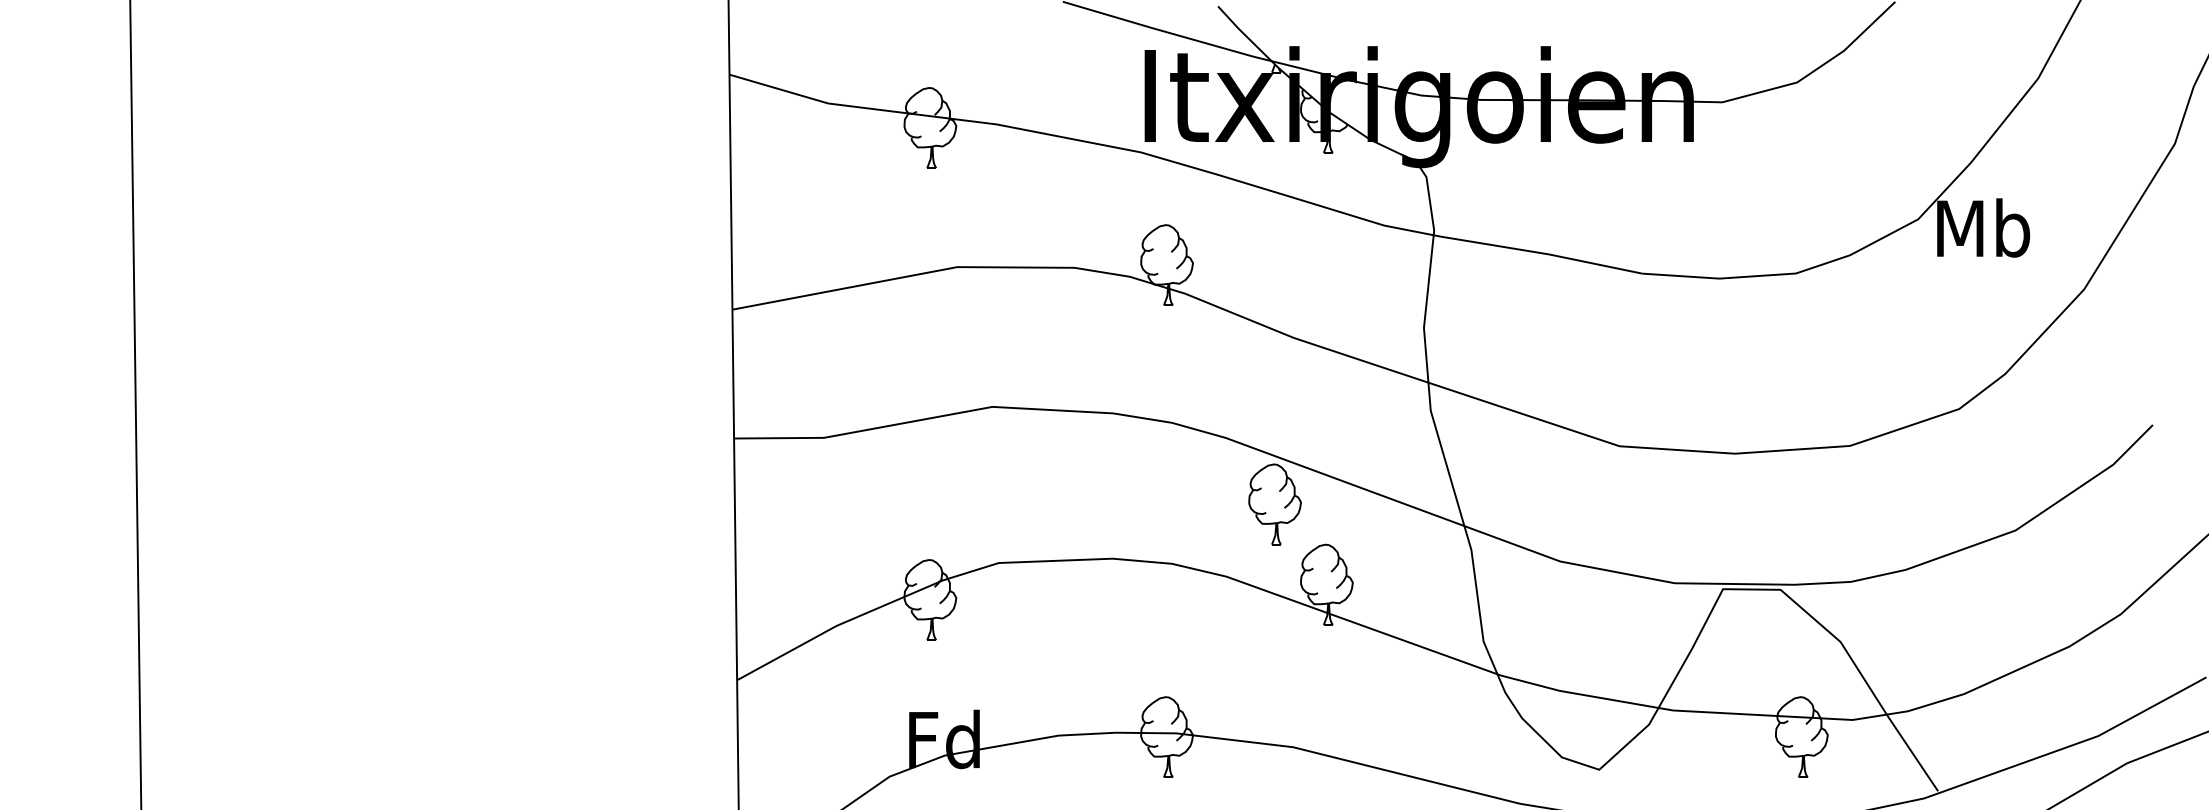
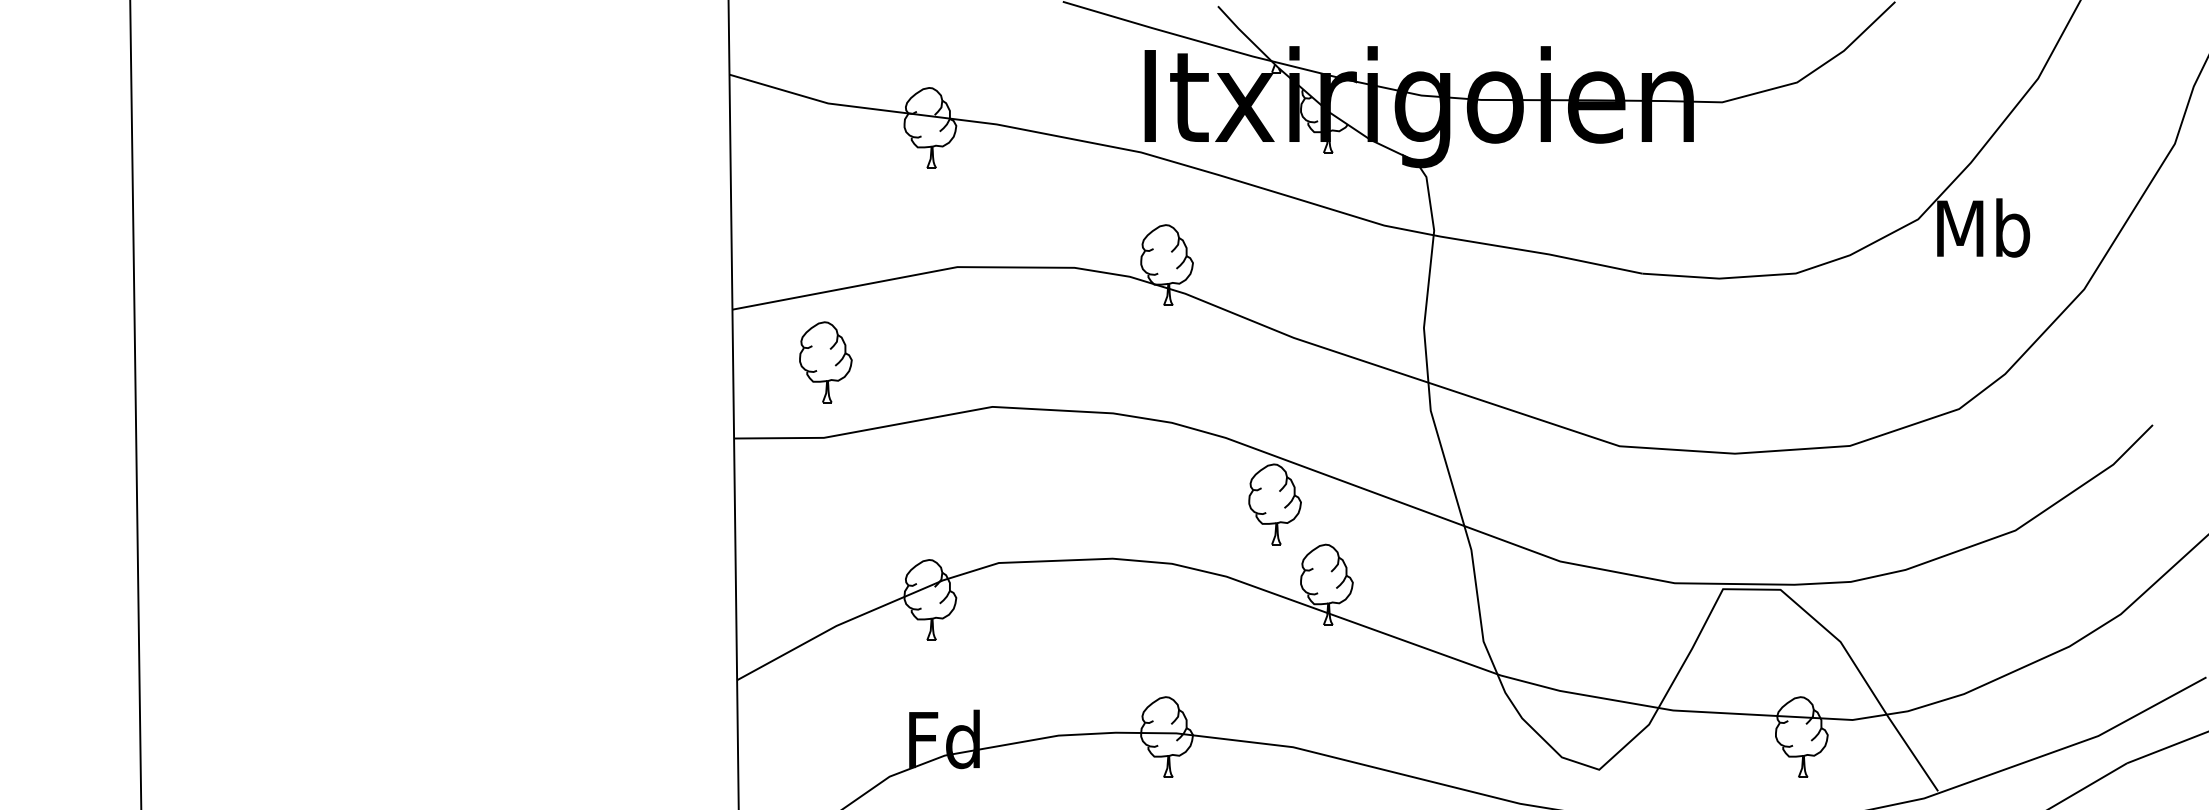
part: none -> present (825, 362)
